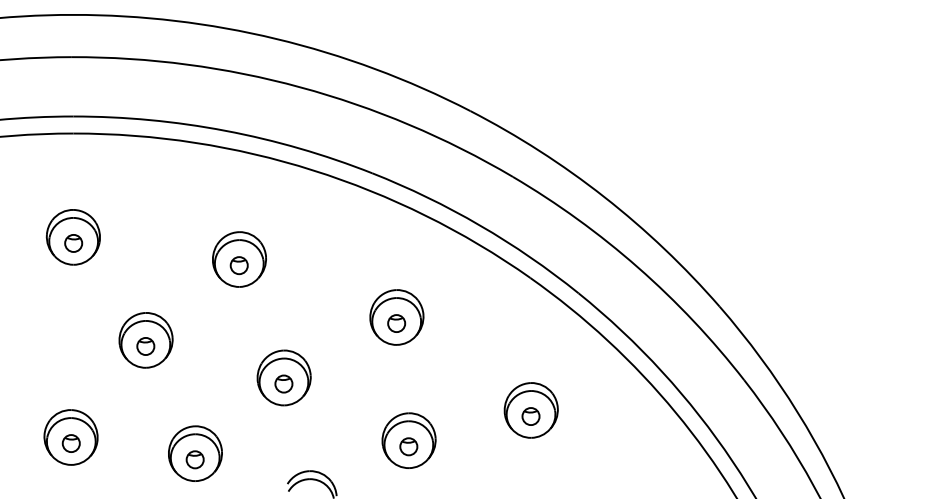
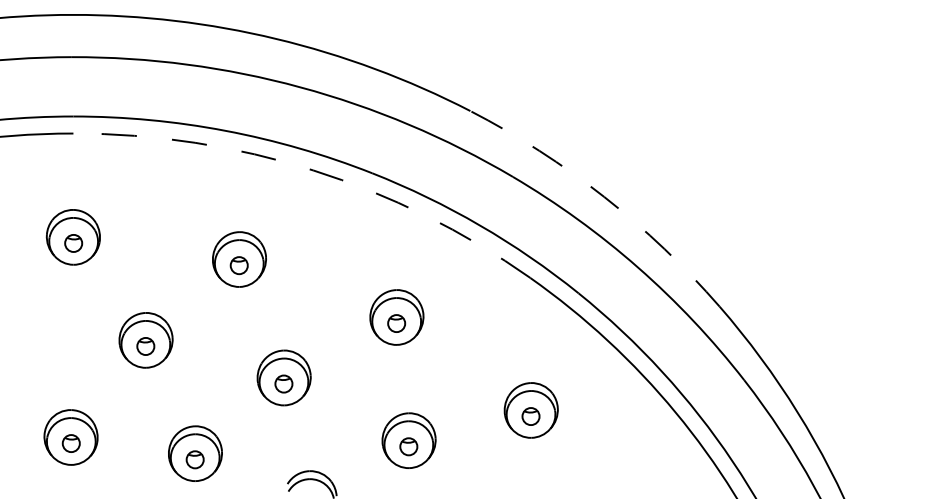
arc: solid -> dashed (313, 170)
arc: solid -> dashed (604, 197)
